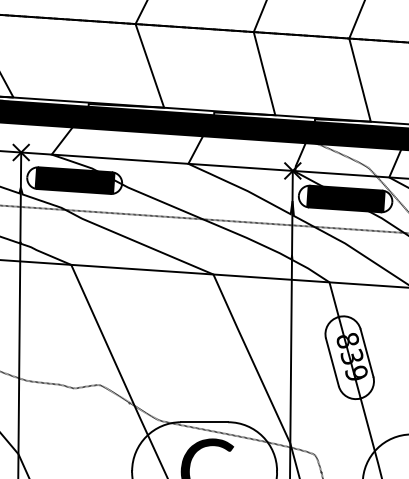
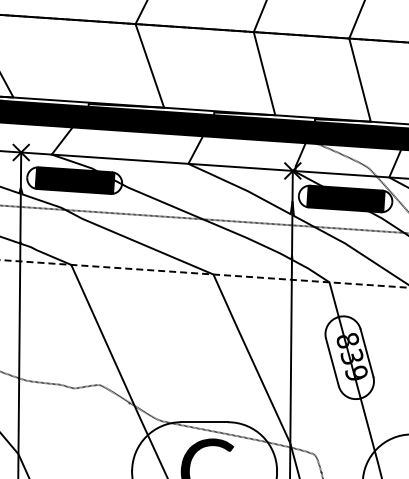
line: solid -> dashed (203, 273)
